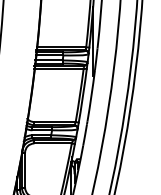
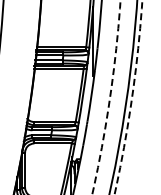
arc: solid -> dashed (110, 97)
arc: solid -> dashed (132, 97)
